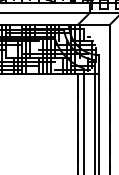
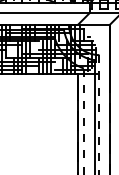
line: solid -> dashed (99, 114)
line: solid -> dashed (83, 121)
